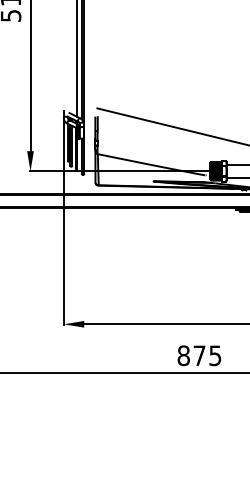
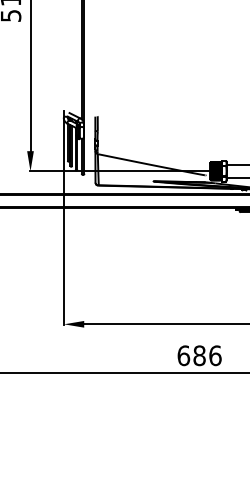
line: present -> none (77, 59)
line: present -> none (171, 126)
text: 875 -> 686 (199, 355)
